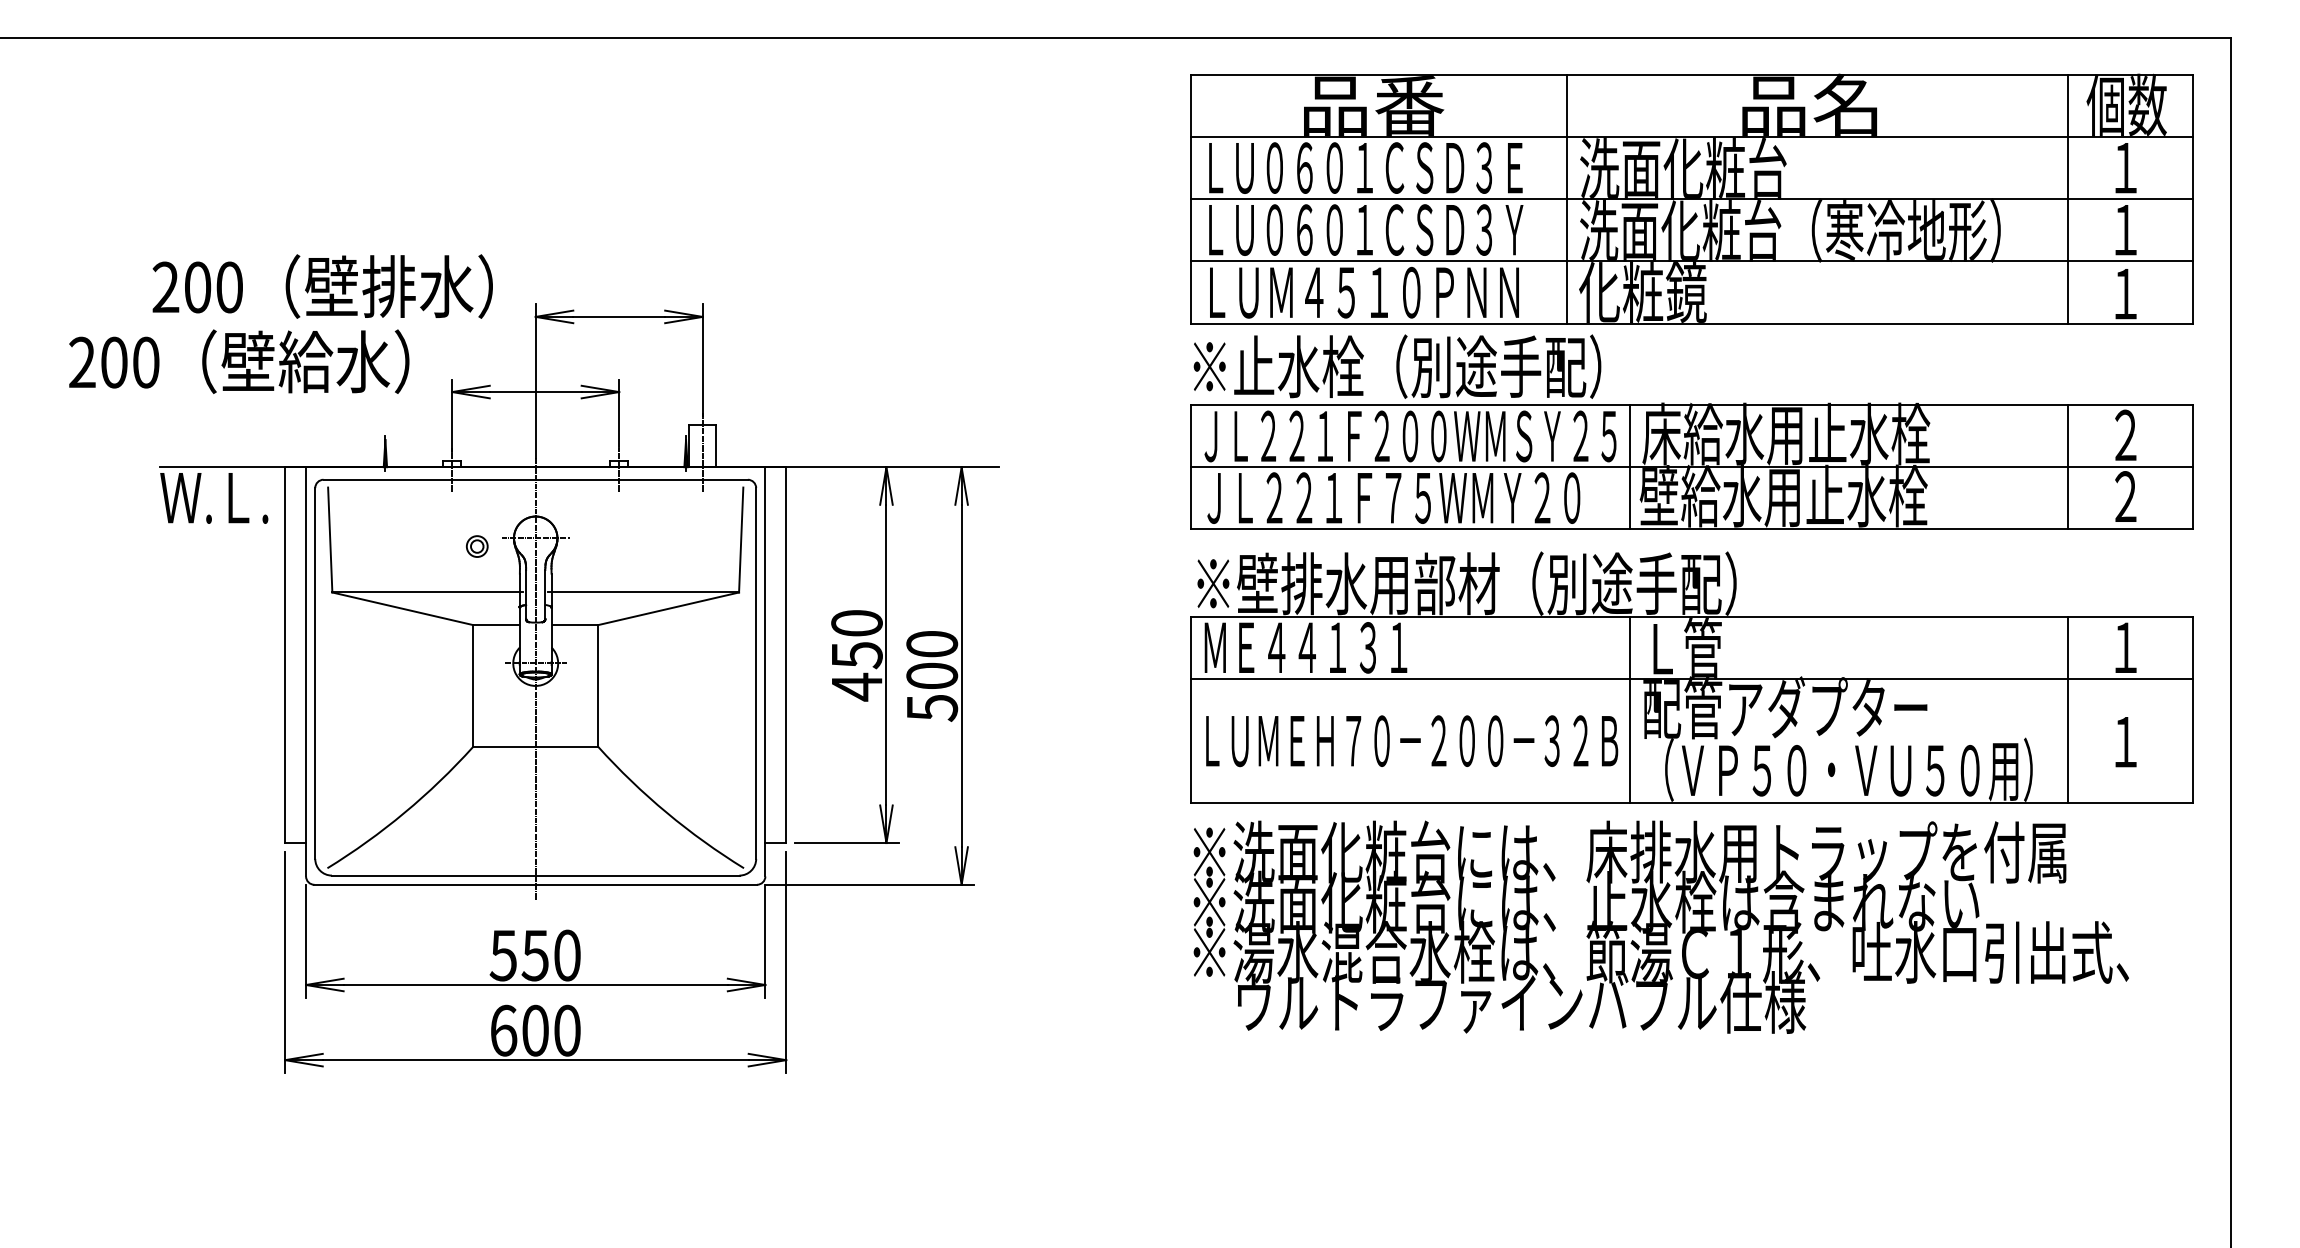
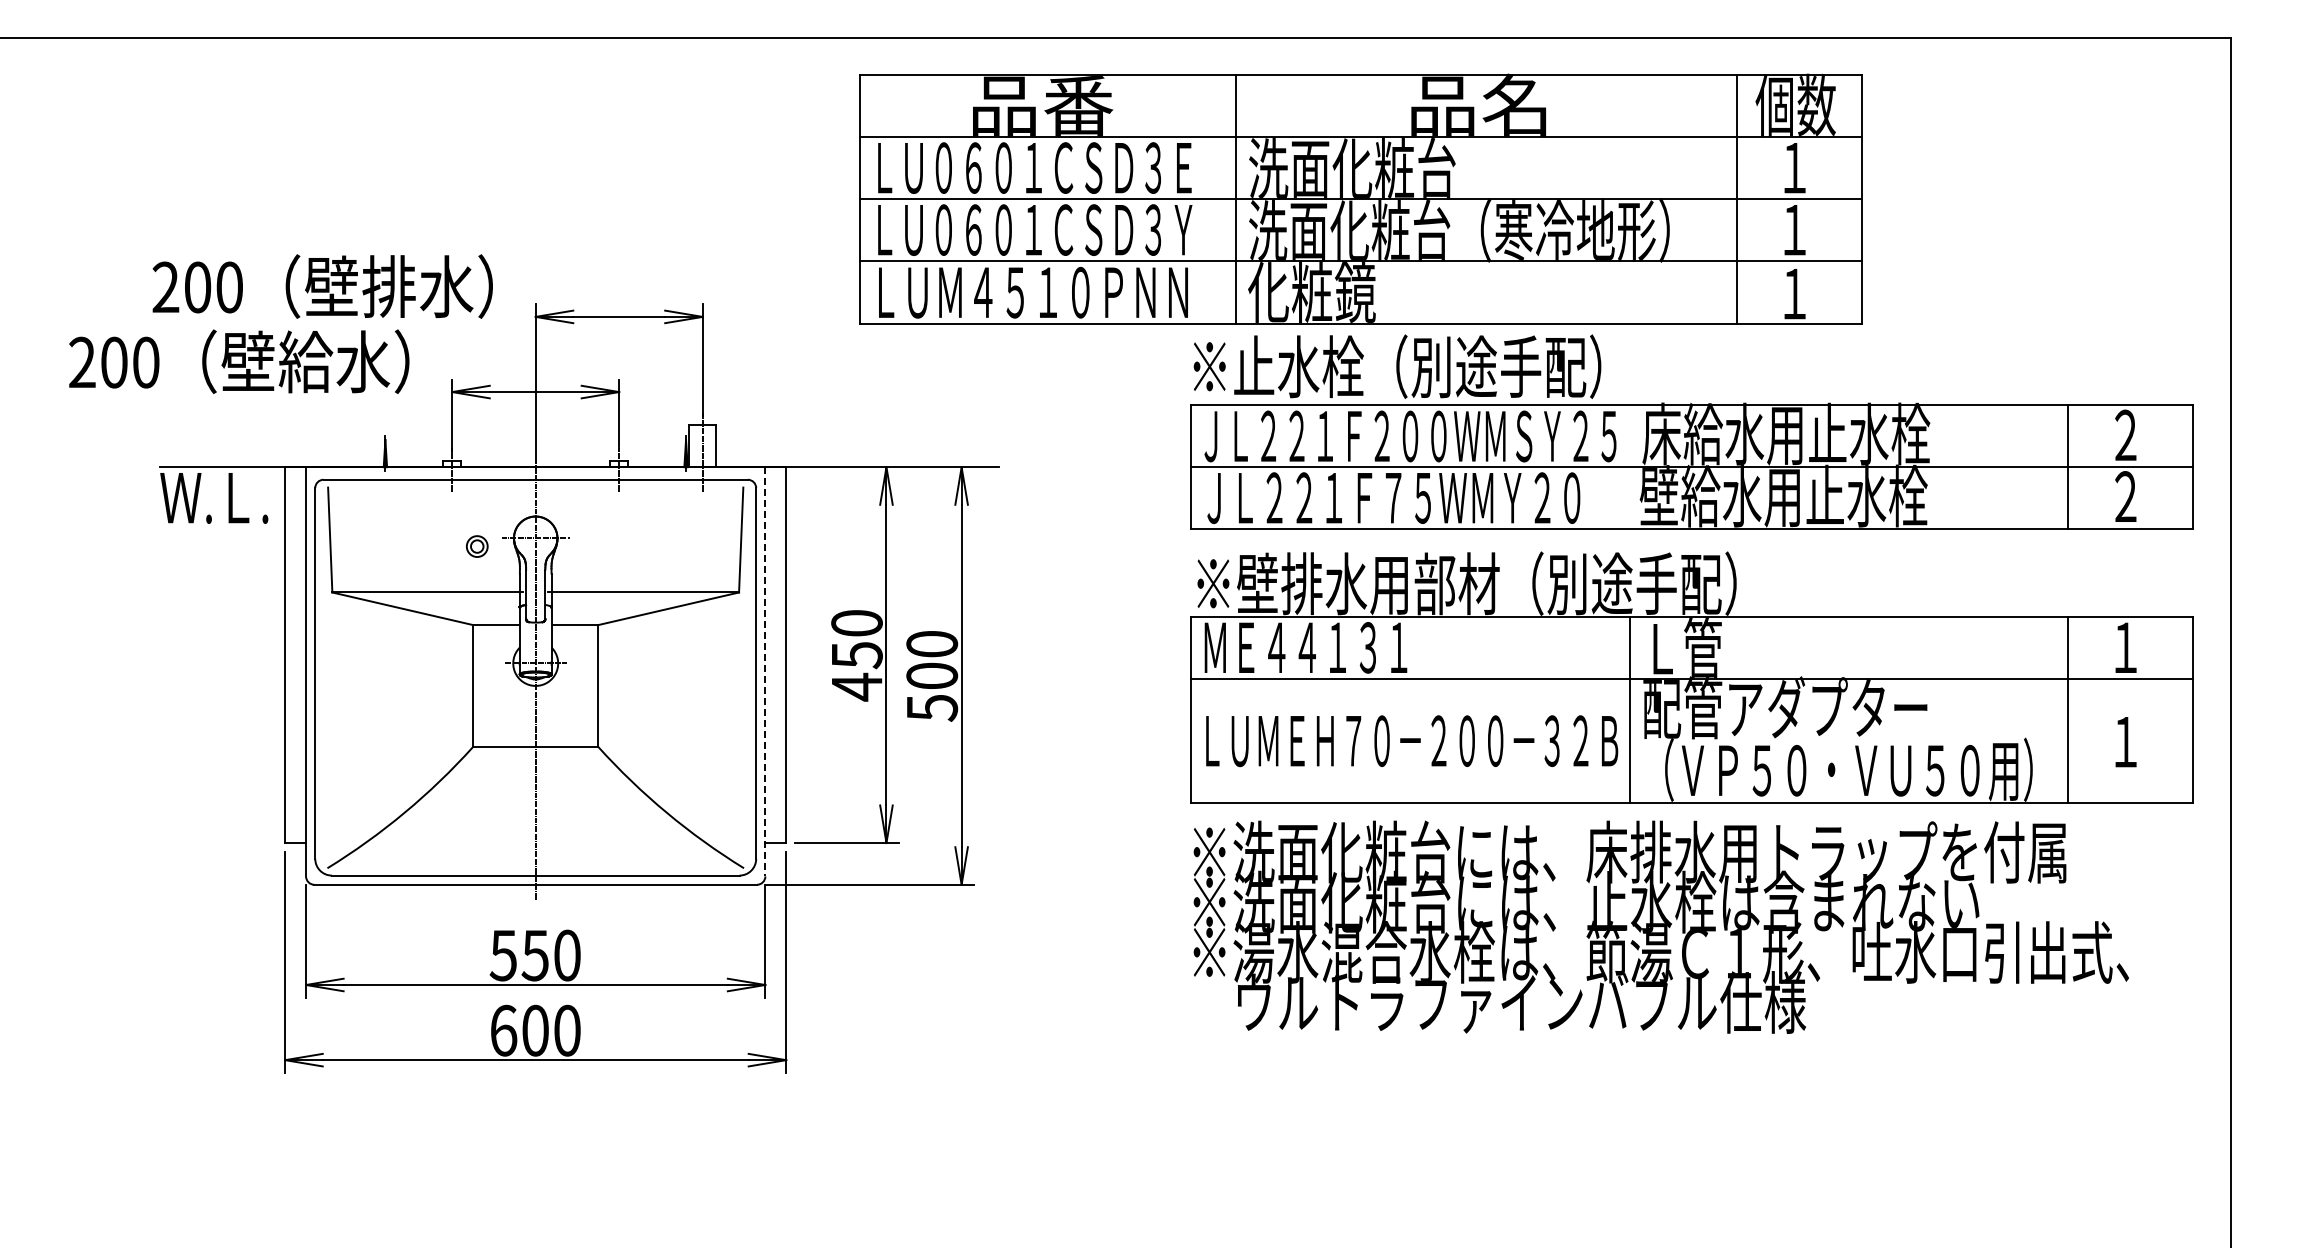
part position: (1691, 198) -> (1360, 198) (1360, 198)
line: present -> none (1629, 467)
line: solid -> dashed (765, 671)
